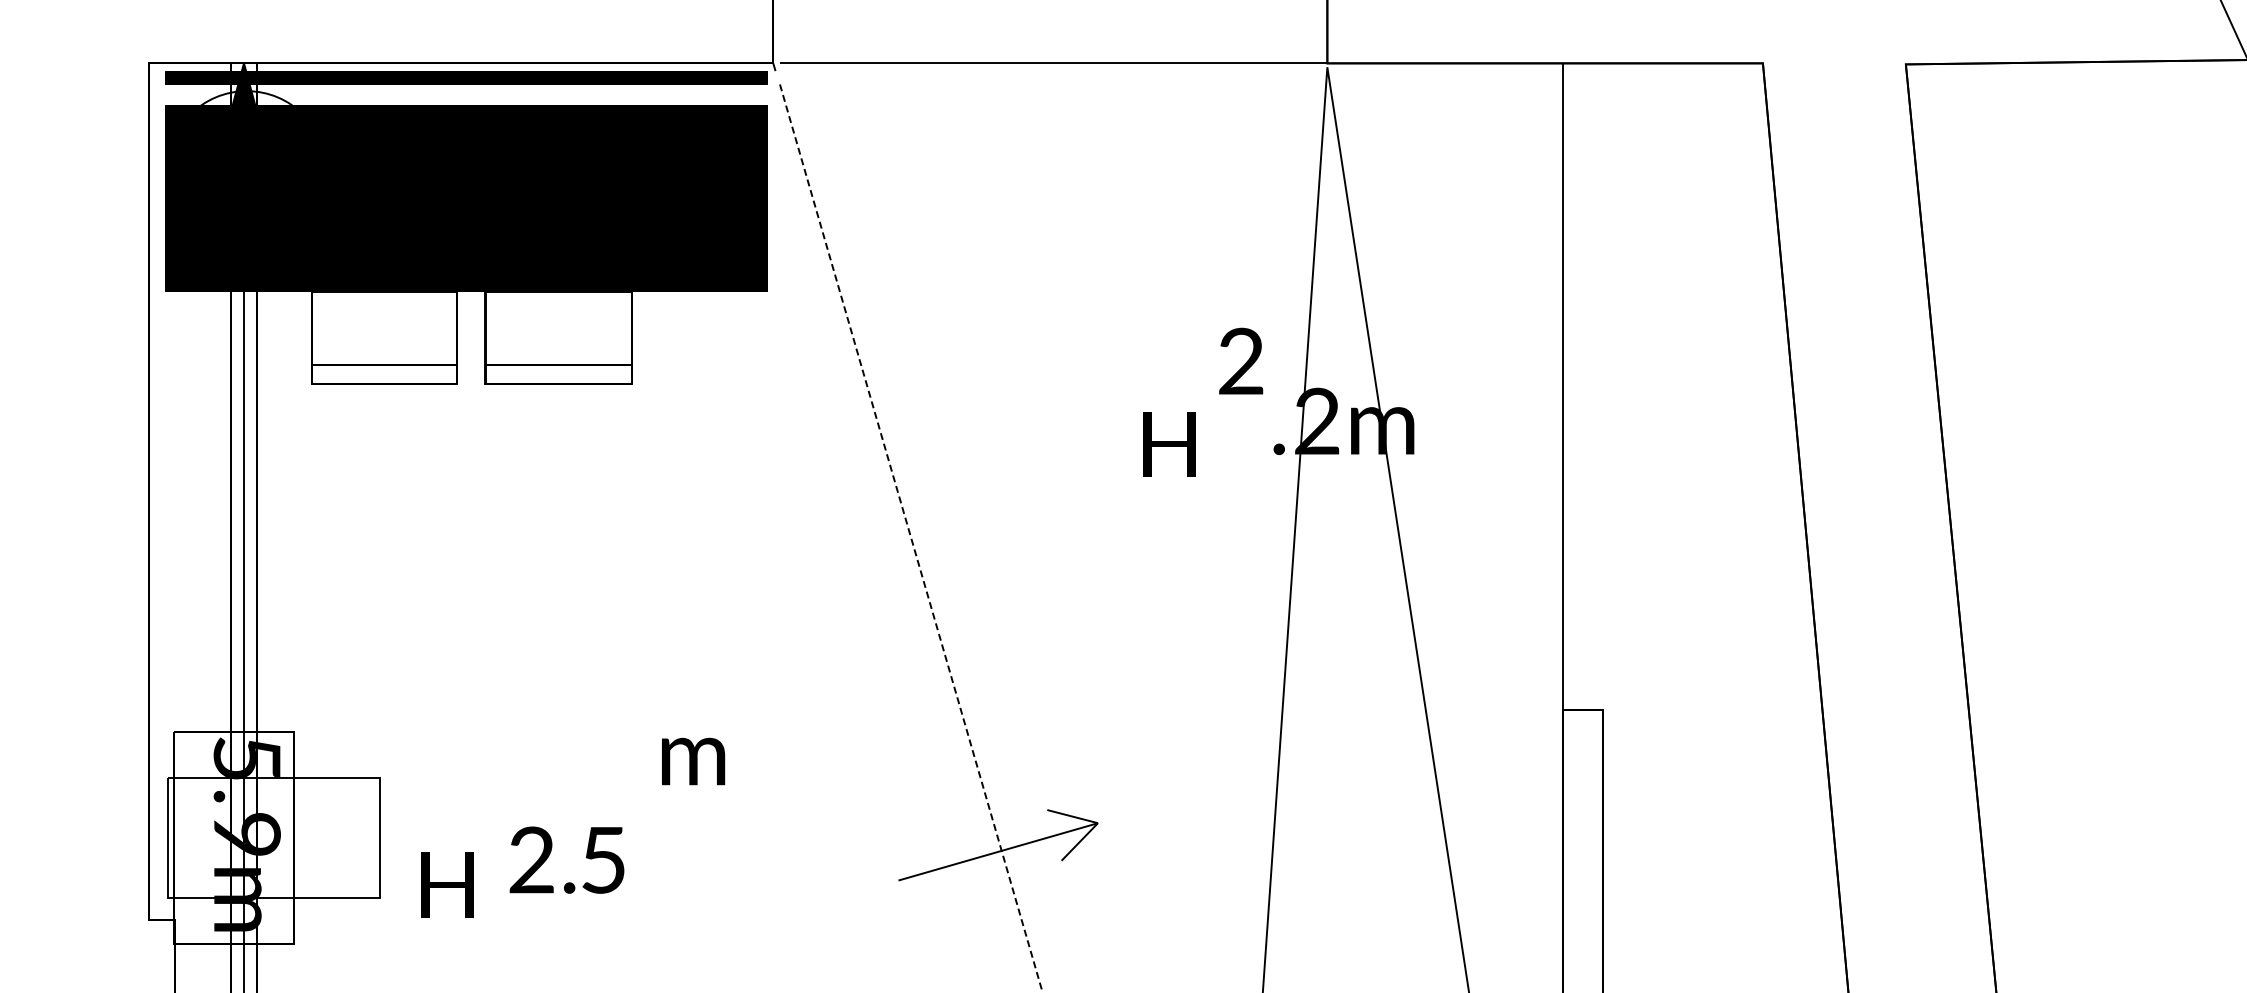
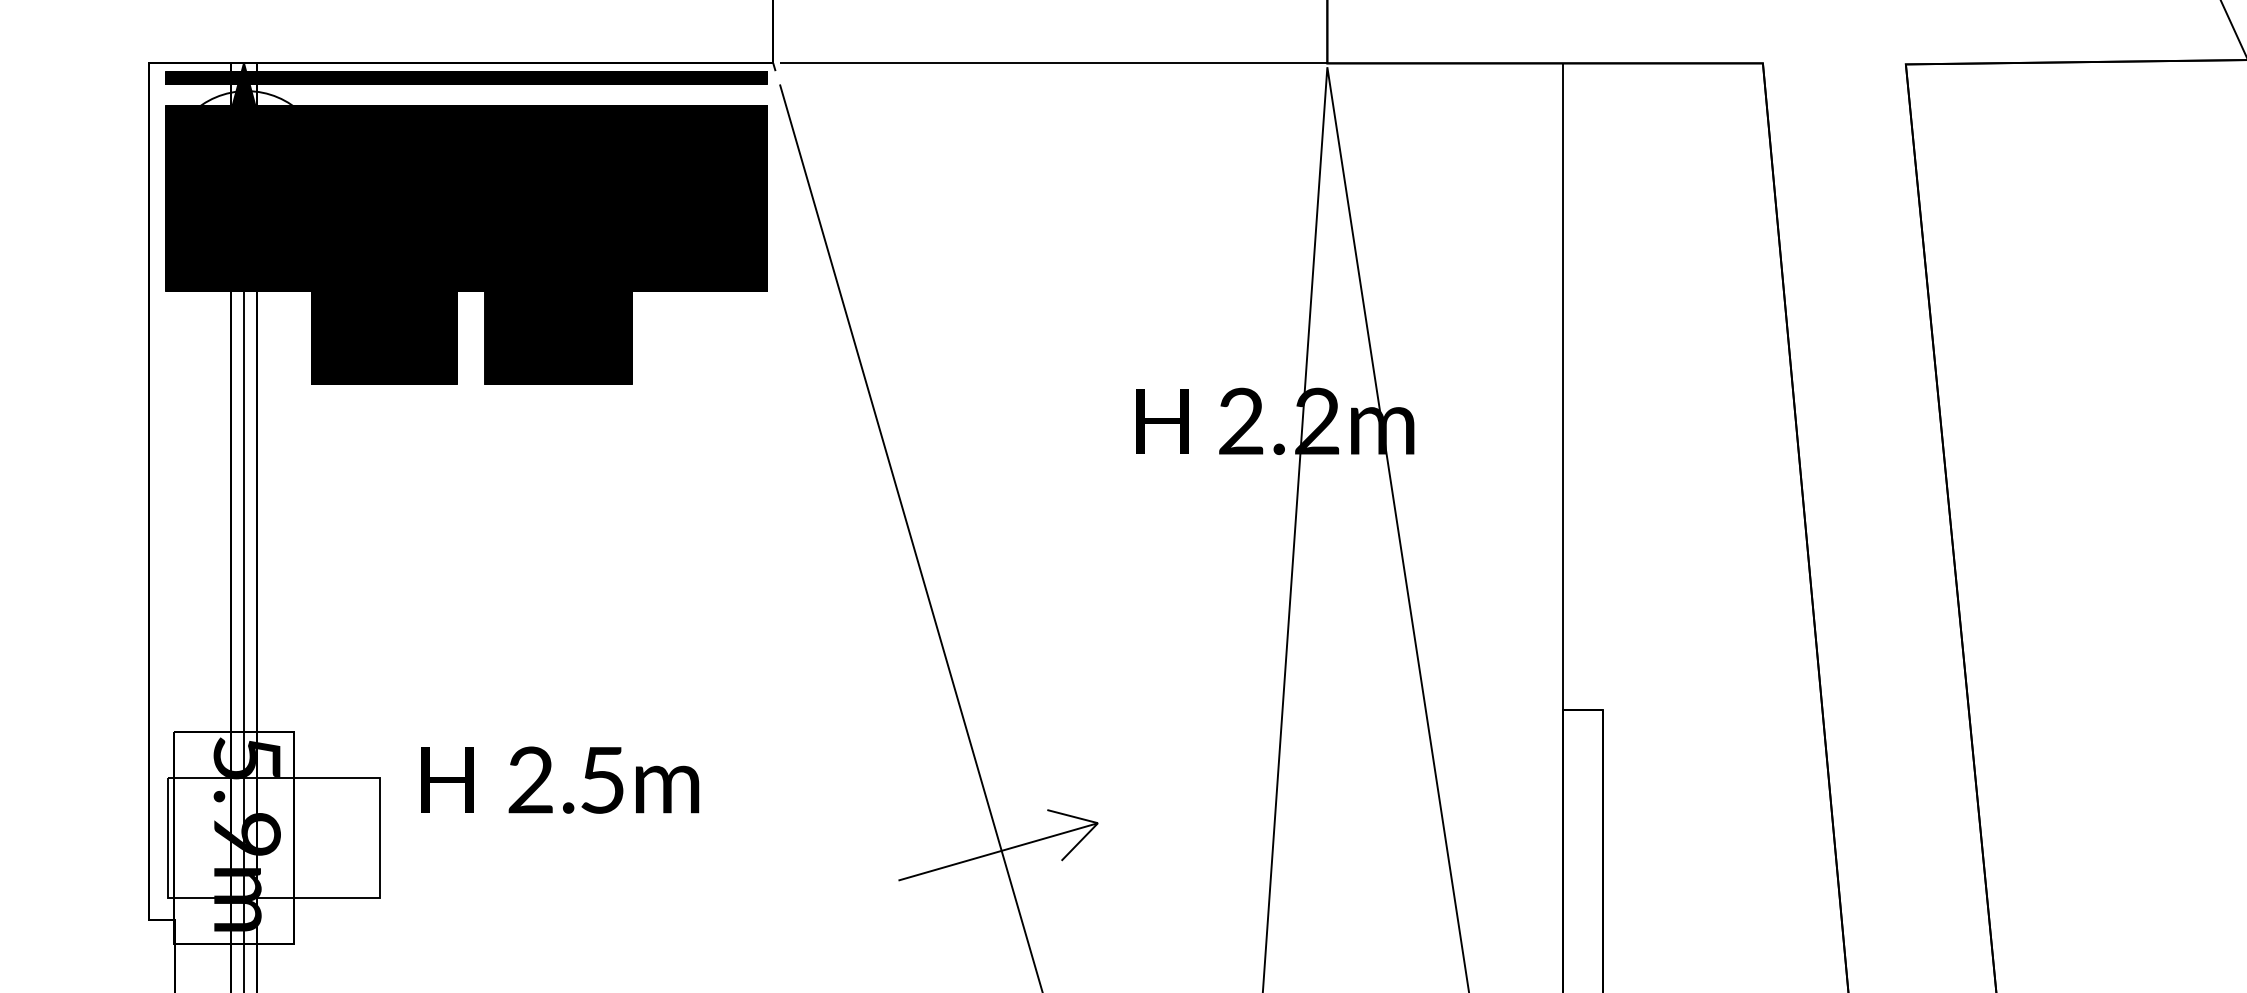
fill: none -> present (384, 337)
fill: none -> present (558, 337)
text position: (1241, 360) -> (1241, 420) (1241, 420)
text position: (1169, 444) -> (1162, 421) (1162, 421)
line: dashed -> solid (911, 538)
text position: (693, 761) -> (667, 789) (667, 789)
text position: (566, 859) -> (565, 779) (565, 779)
text position: (447, 884) -> (447, 779) (447, 779)
